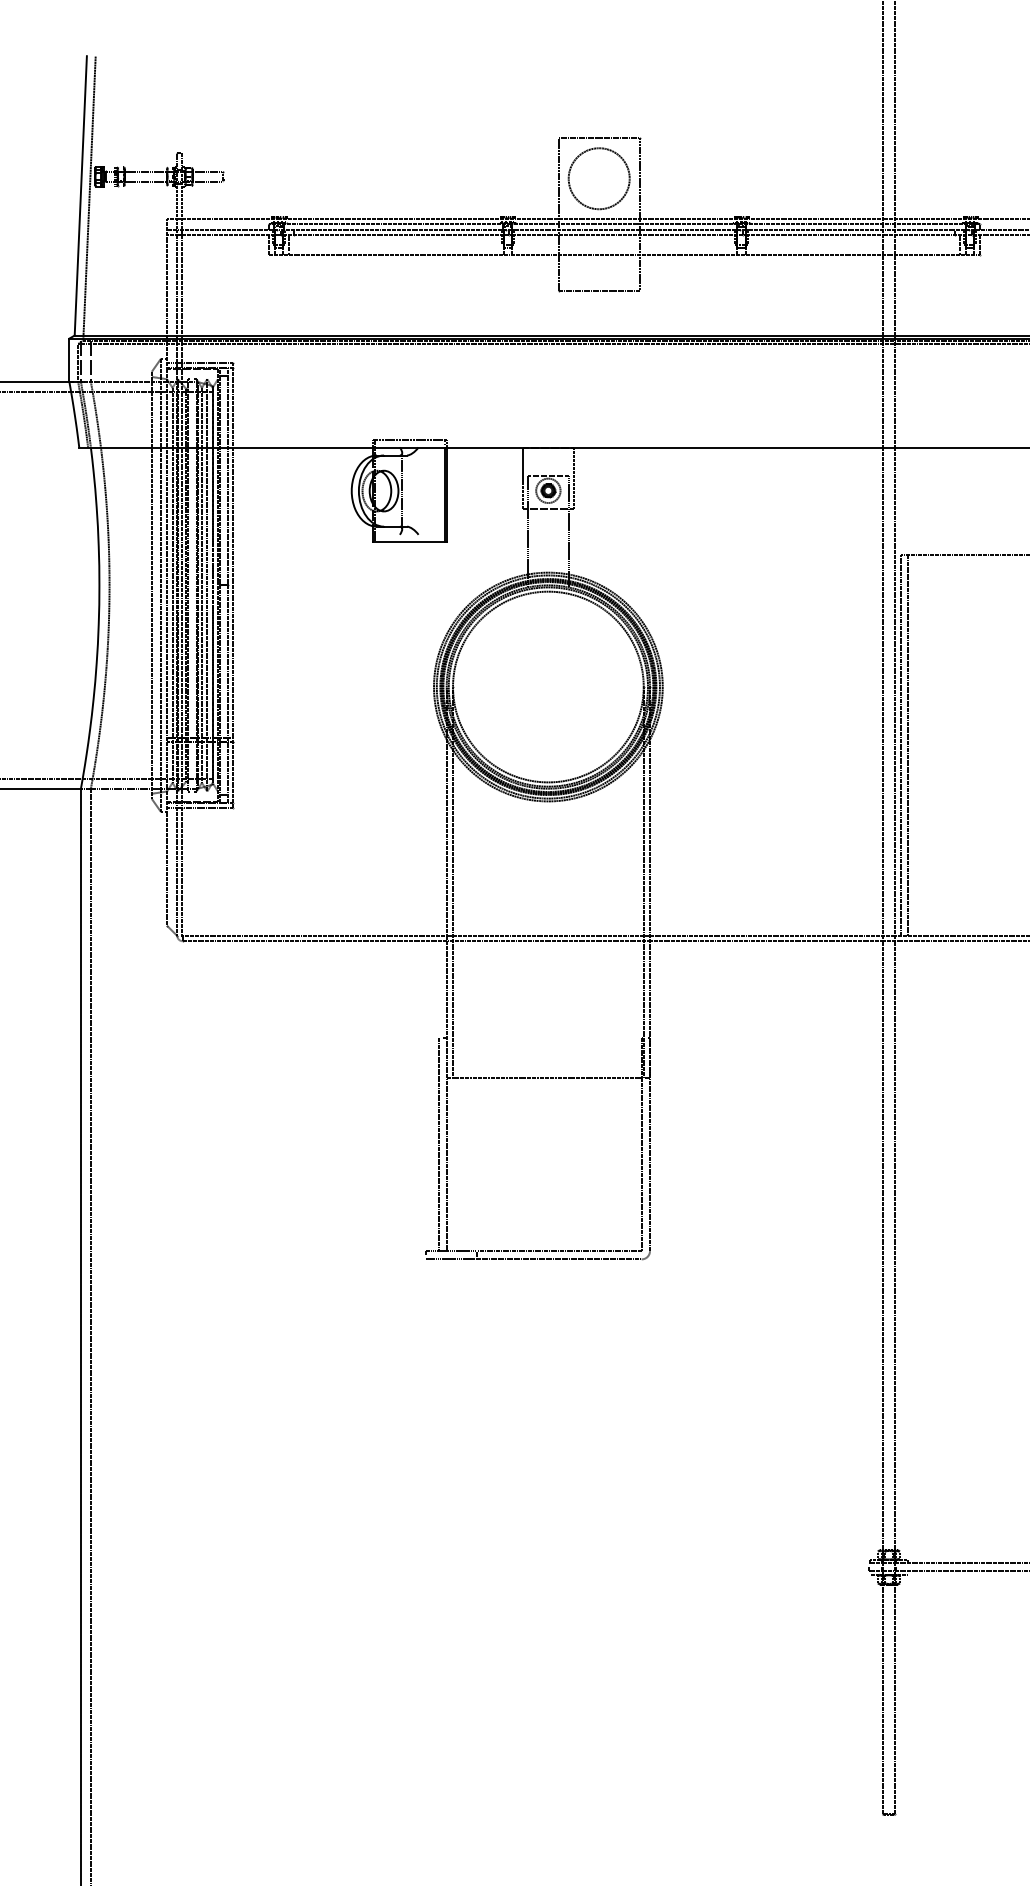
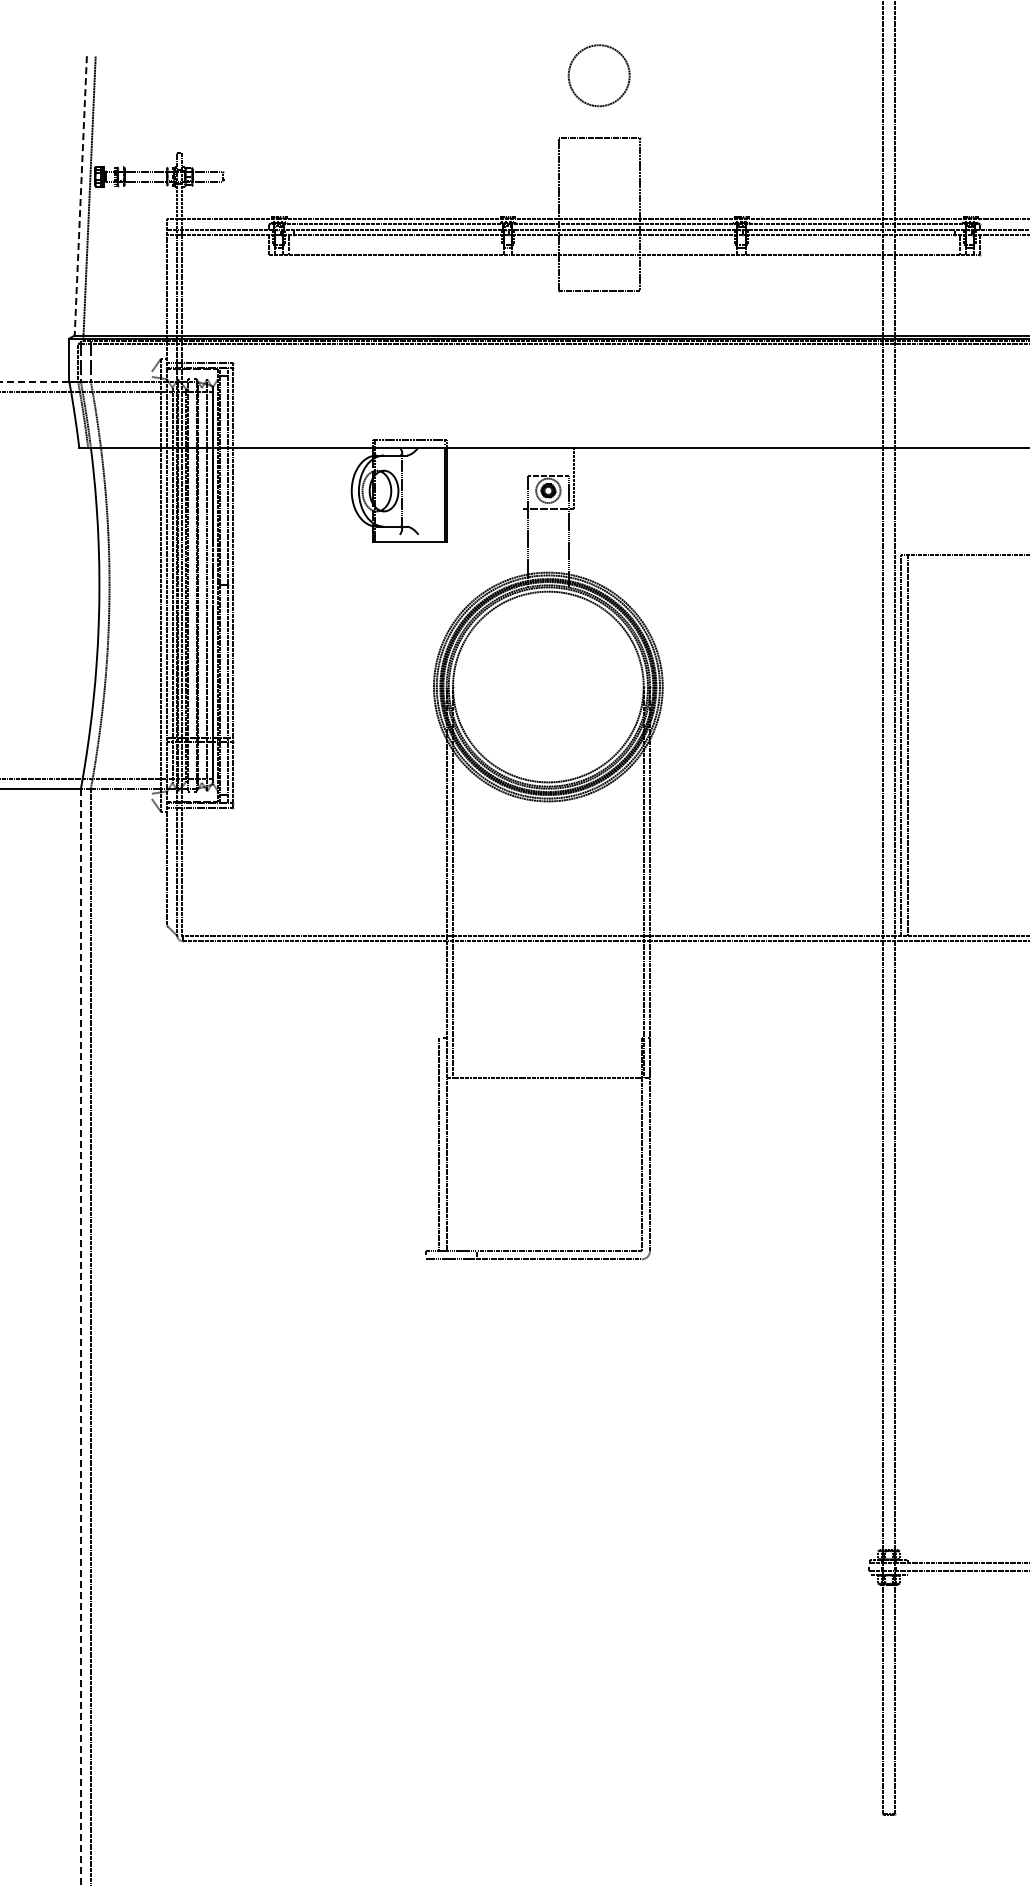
circle position: (598, 178) -> (598, 75) (598, 75)
line: solid -> dashed (80, 195)
line: solid -> dashed (34, 382)
line: present -> none (522, 478)
line: present -> none (201, 584)
line: present -> none (151, 585)
line: solid -> dashed (80, 1337)
